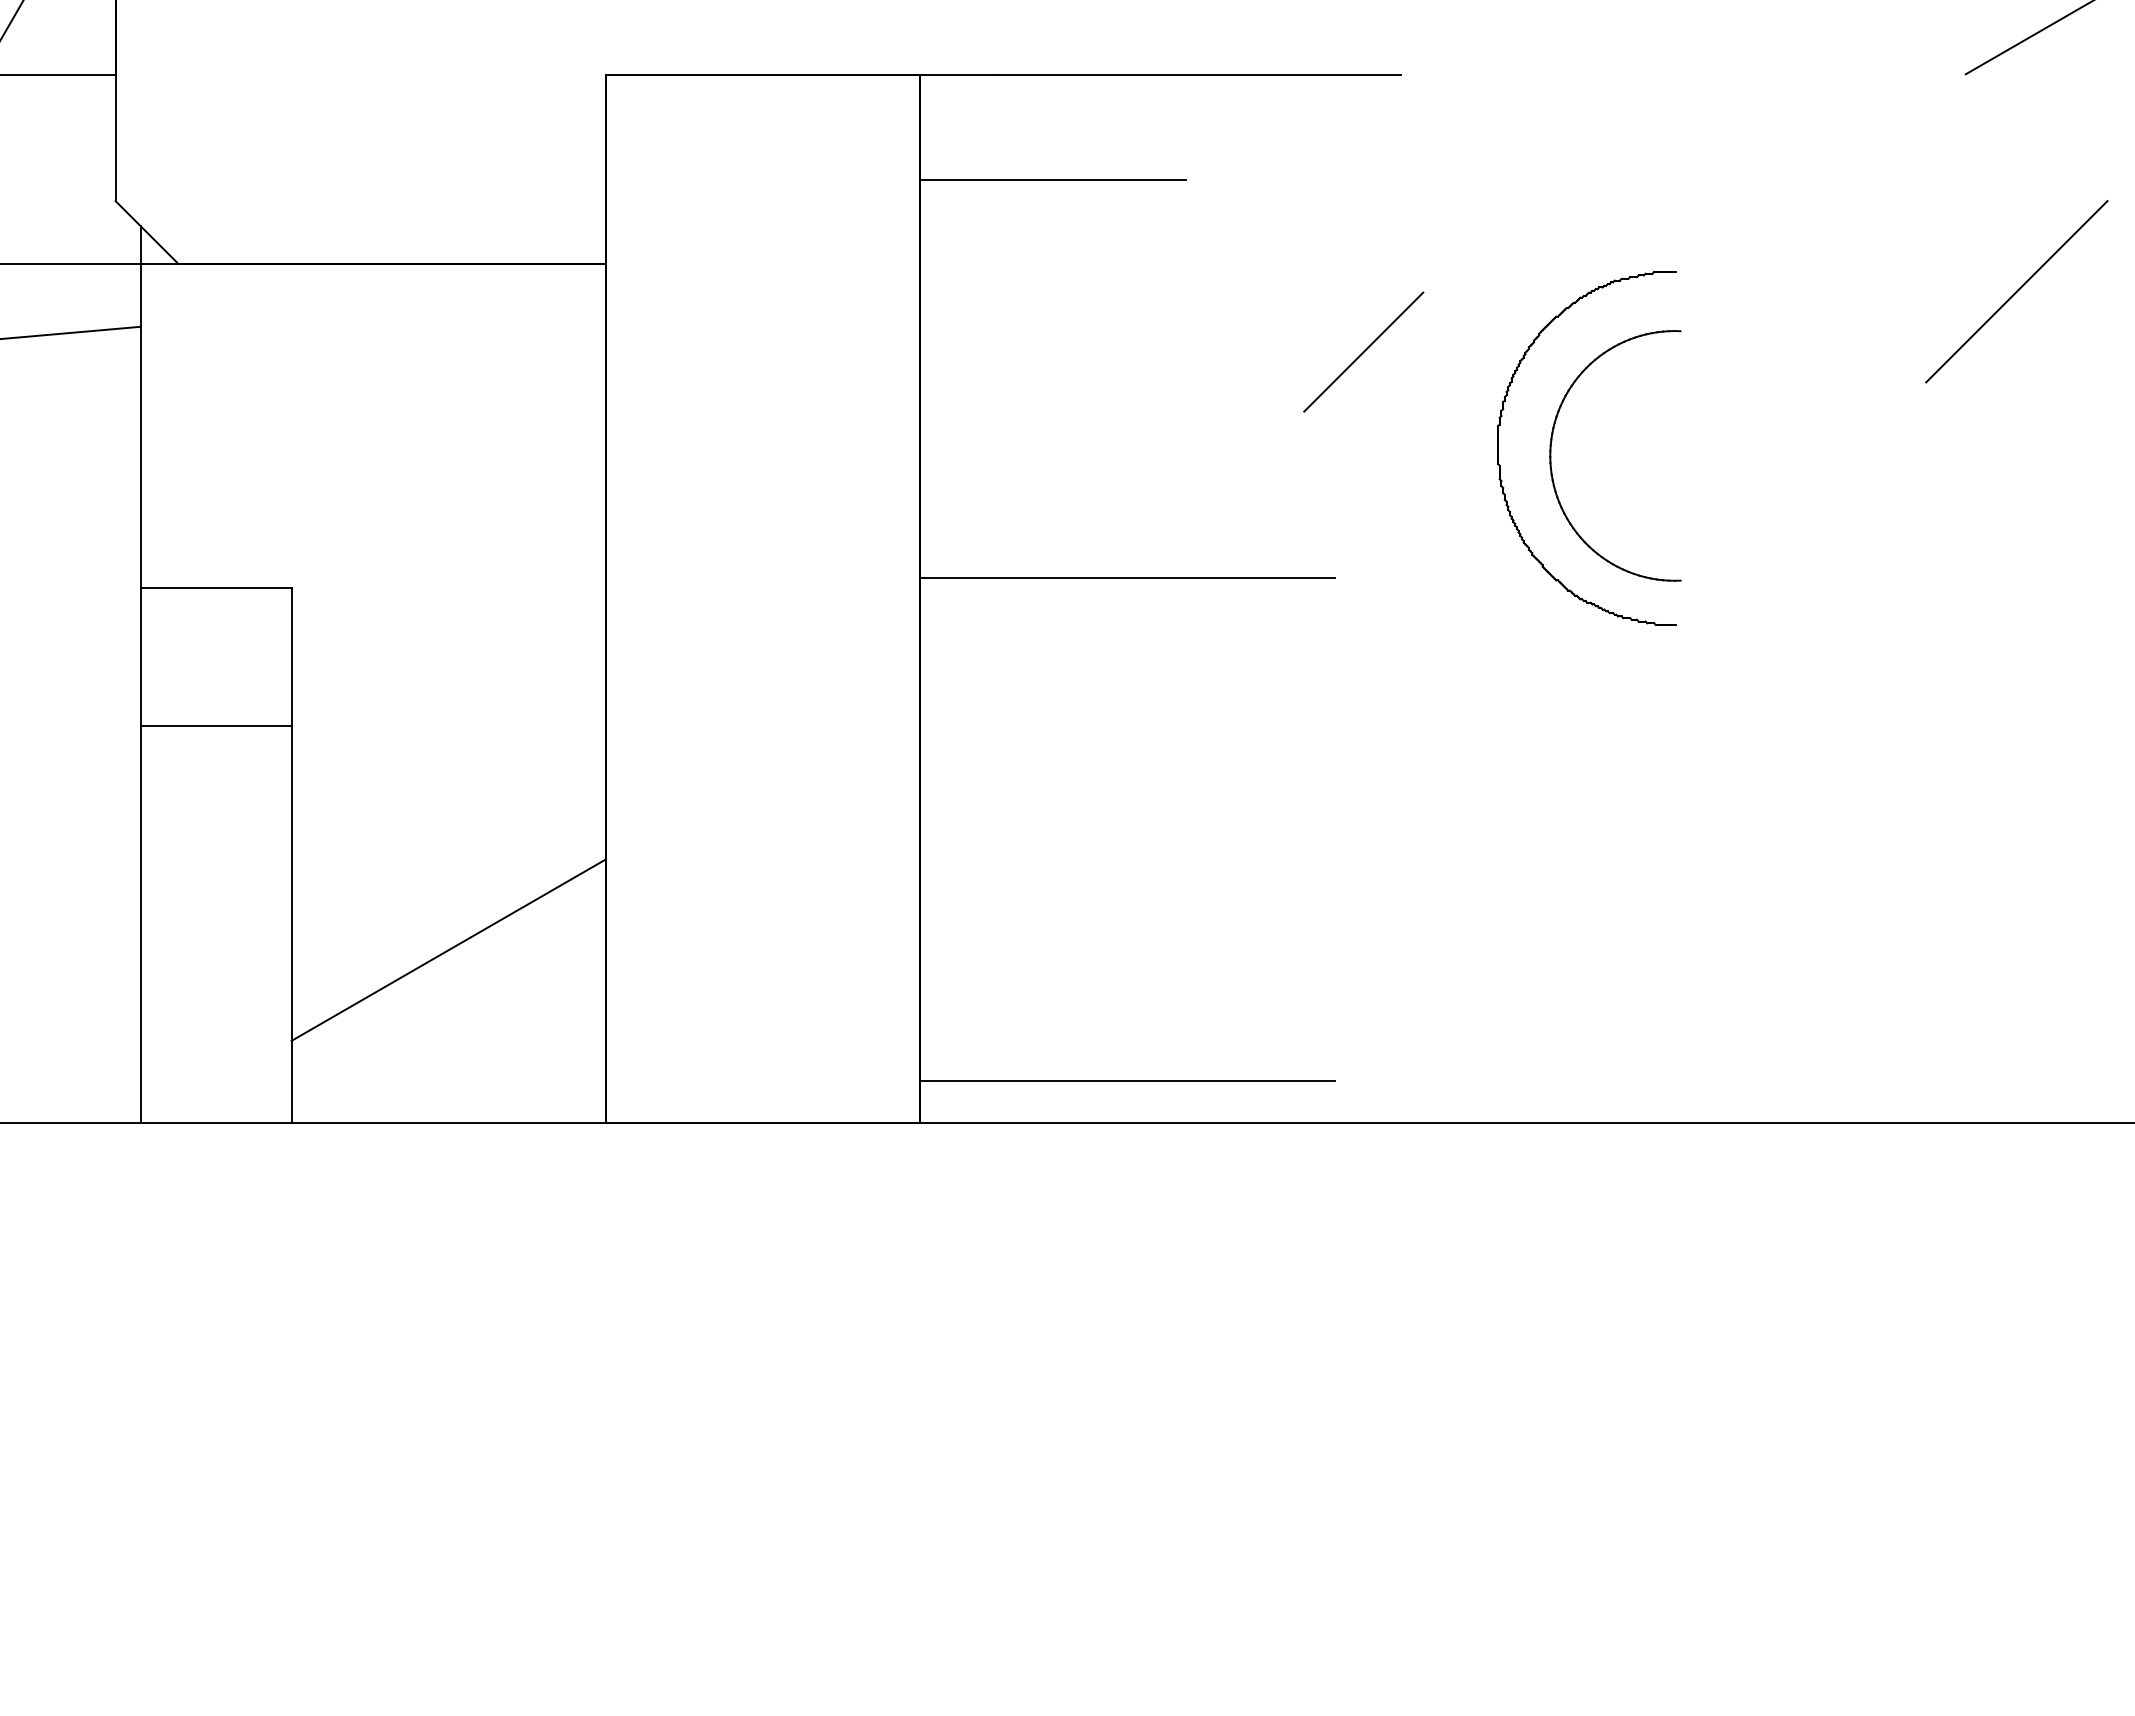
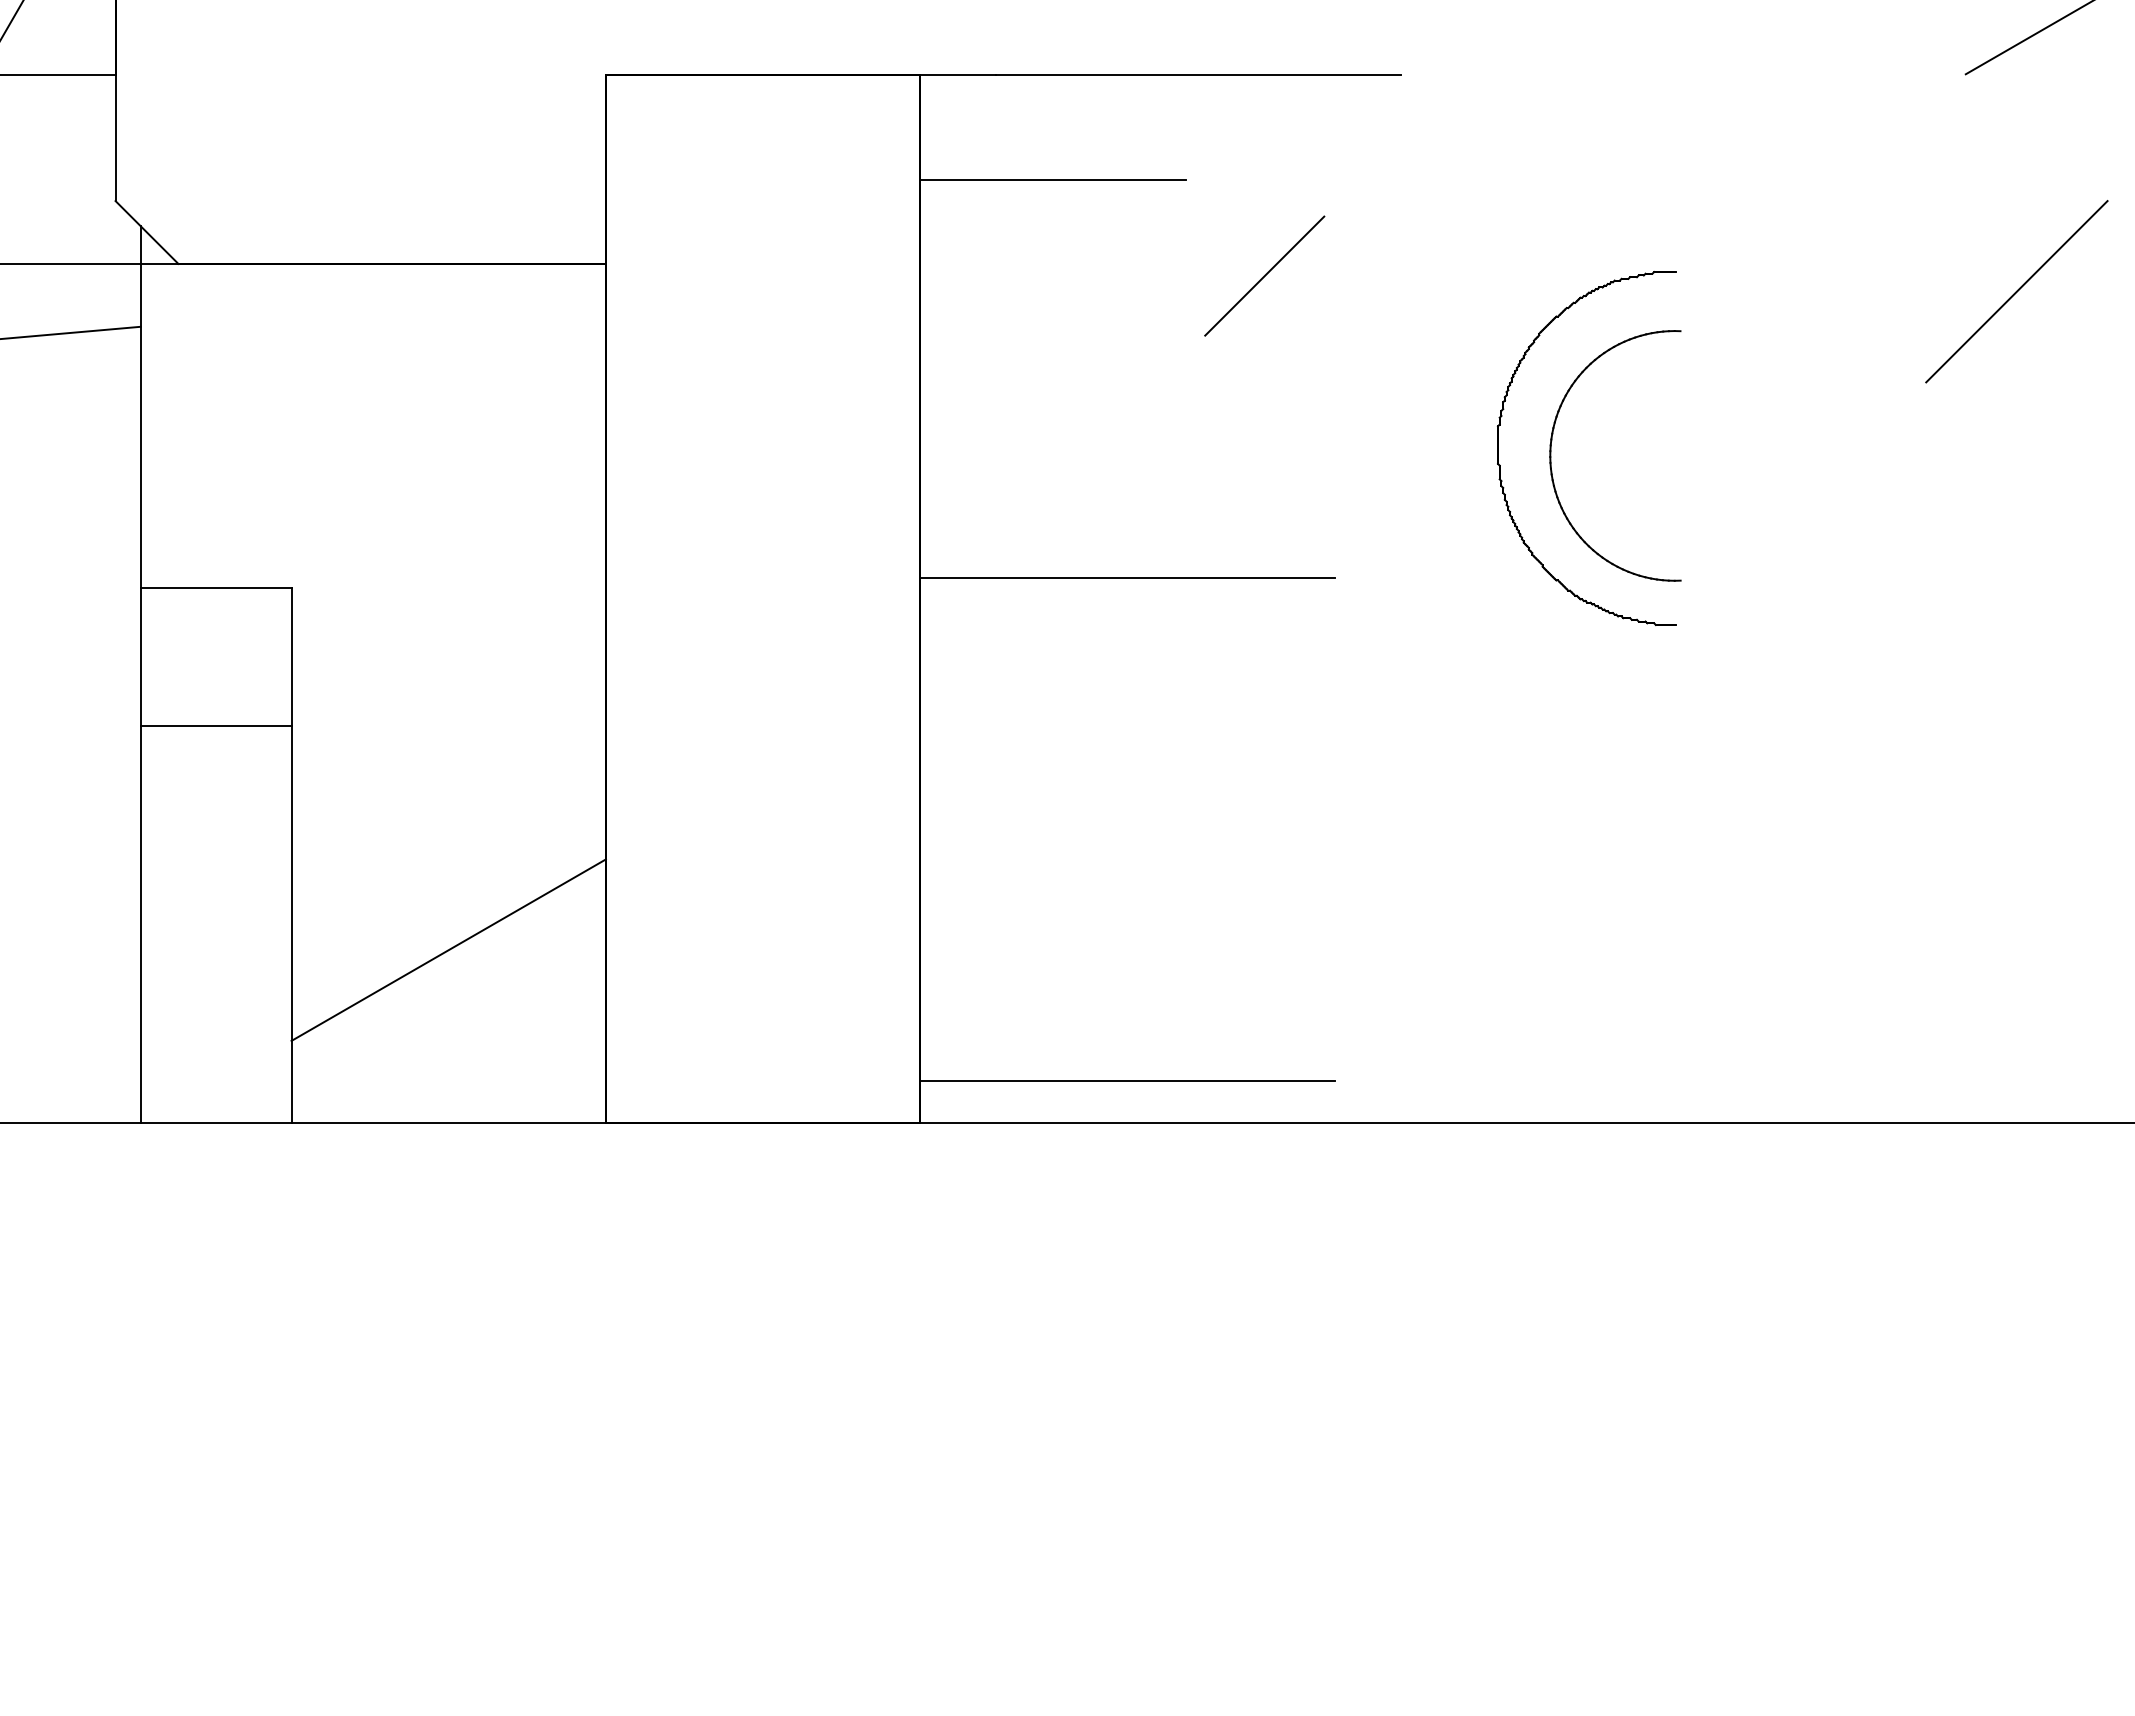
line position: (1363, 351) -> (1264, 275) (1264, 275)
